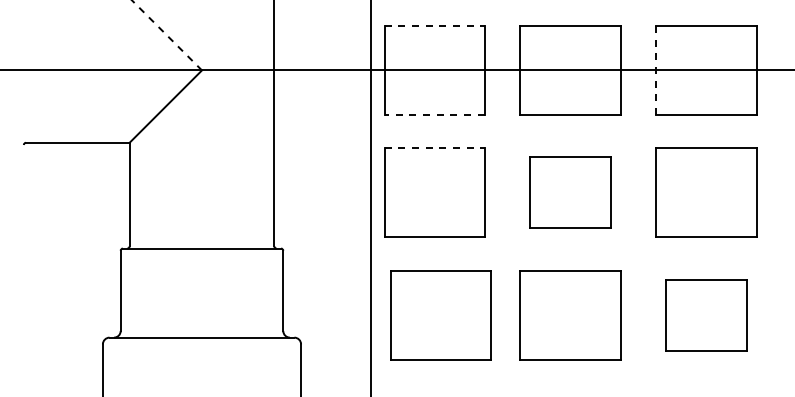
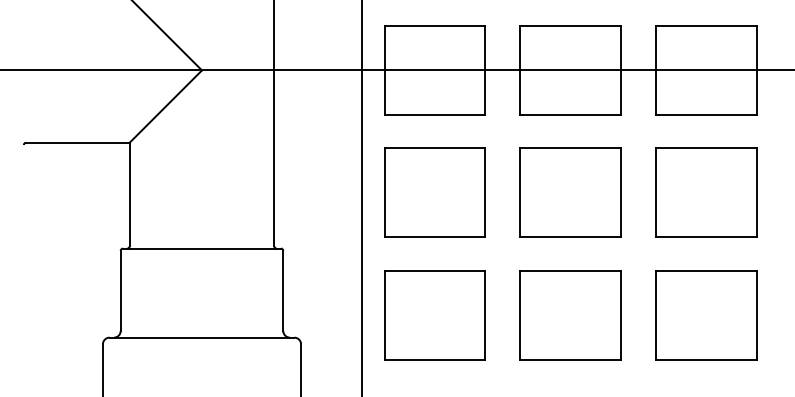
line: dashed -> solid (435, 25)
line: dashed -> solid (166, 35)
line: dashed -> solid (656, 70)
line: dashed -> solid (434, 114)
line: dashed -> solid (435, 148)
part size: 83x73 px -> 103x91 px (570, 192)
line position: (371, 197) -> (362, 197) (362, 197)
part position: (440, 315) -> (434, 315) (434, 315)
part size: 83x73 px -> 103x91 px (706, 315)
